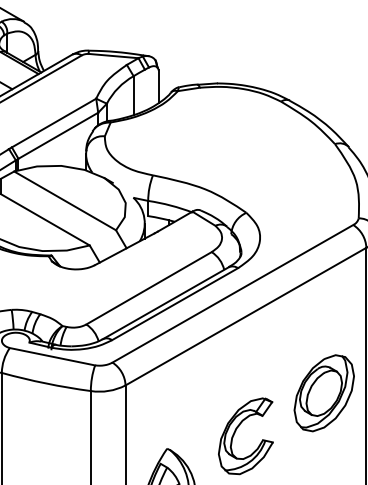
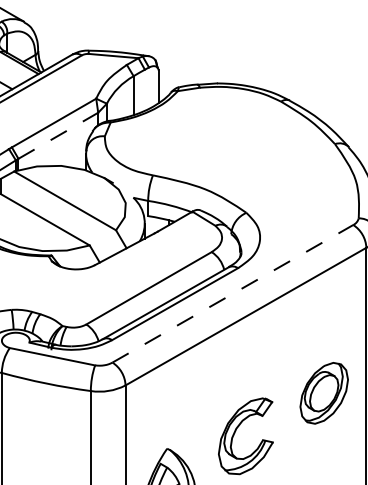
line: solid -> dashed (58, 135)
line: solid -> dashed (232, 293)
part size: 62x79 px -> 50x63 px (323, 393)
